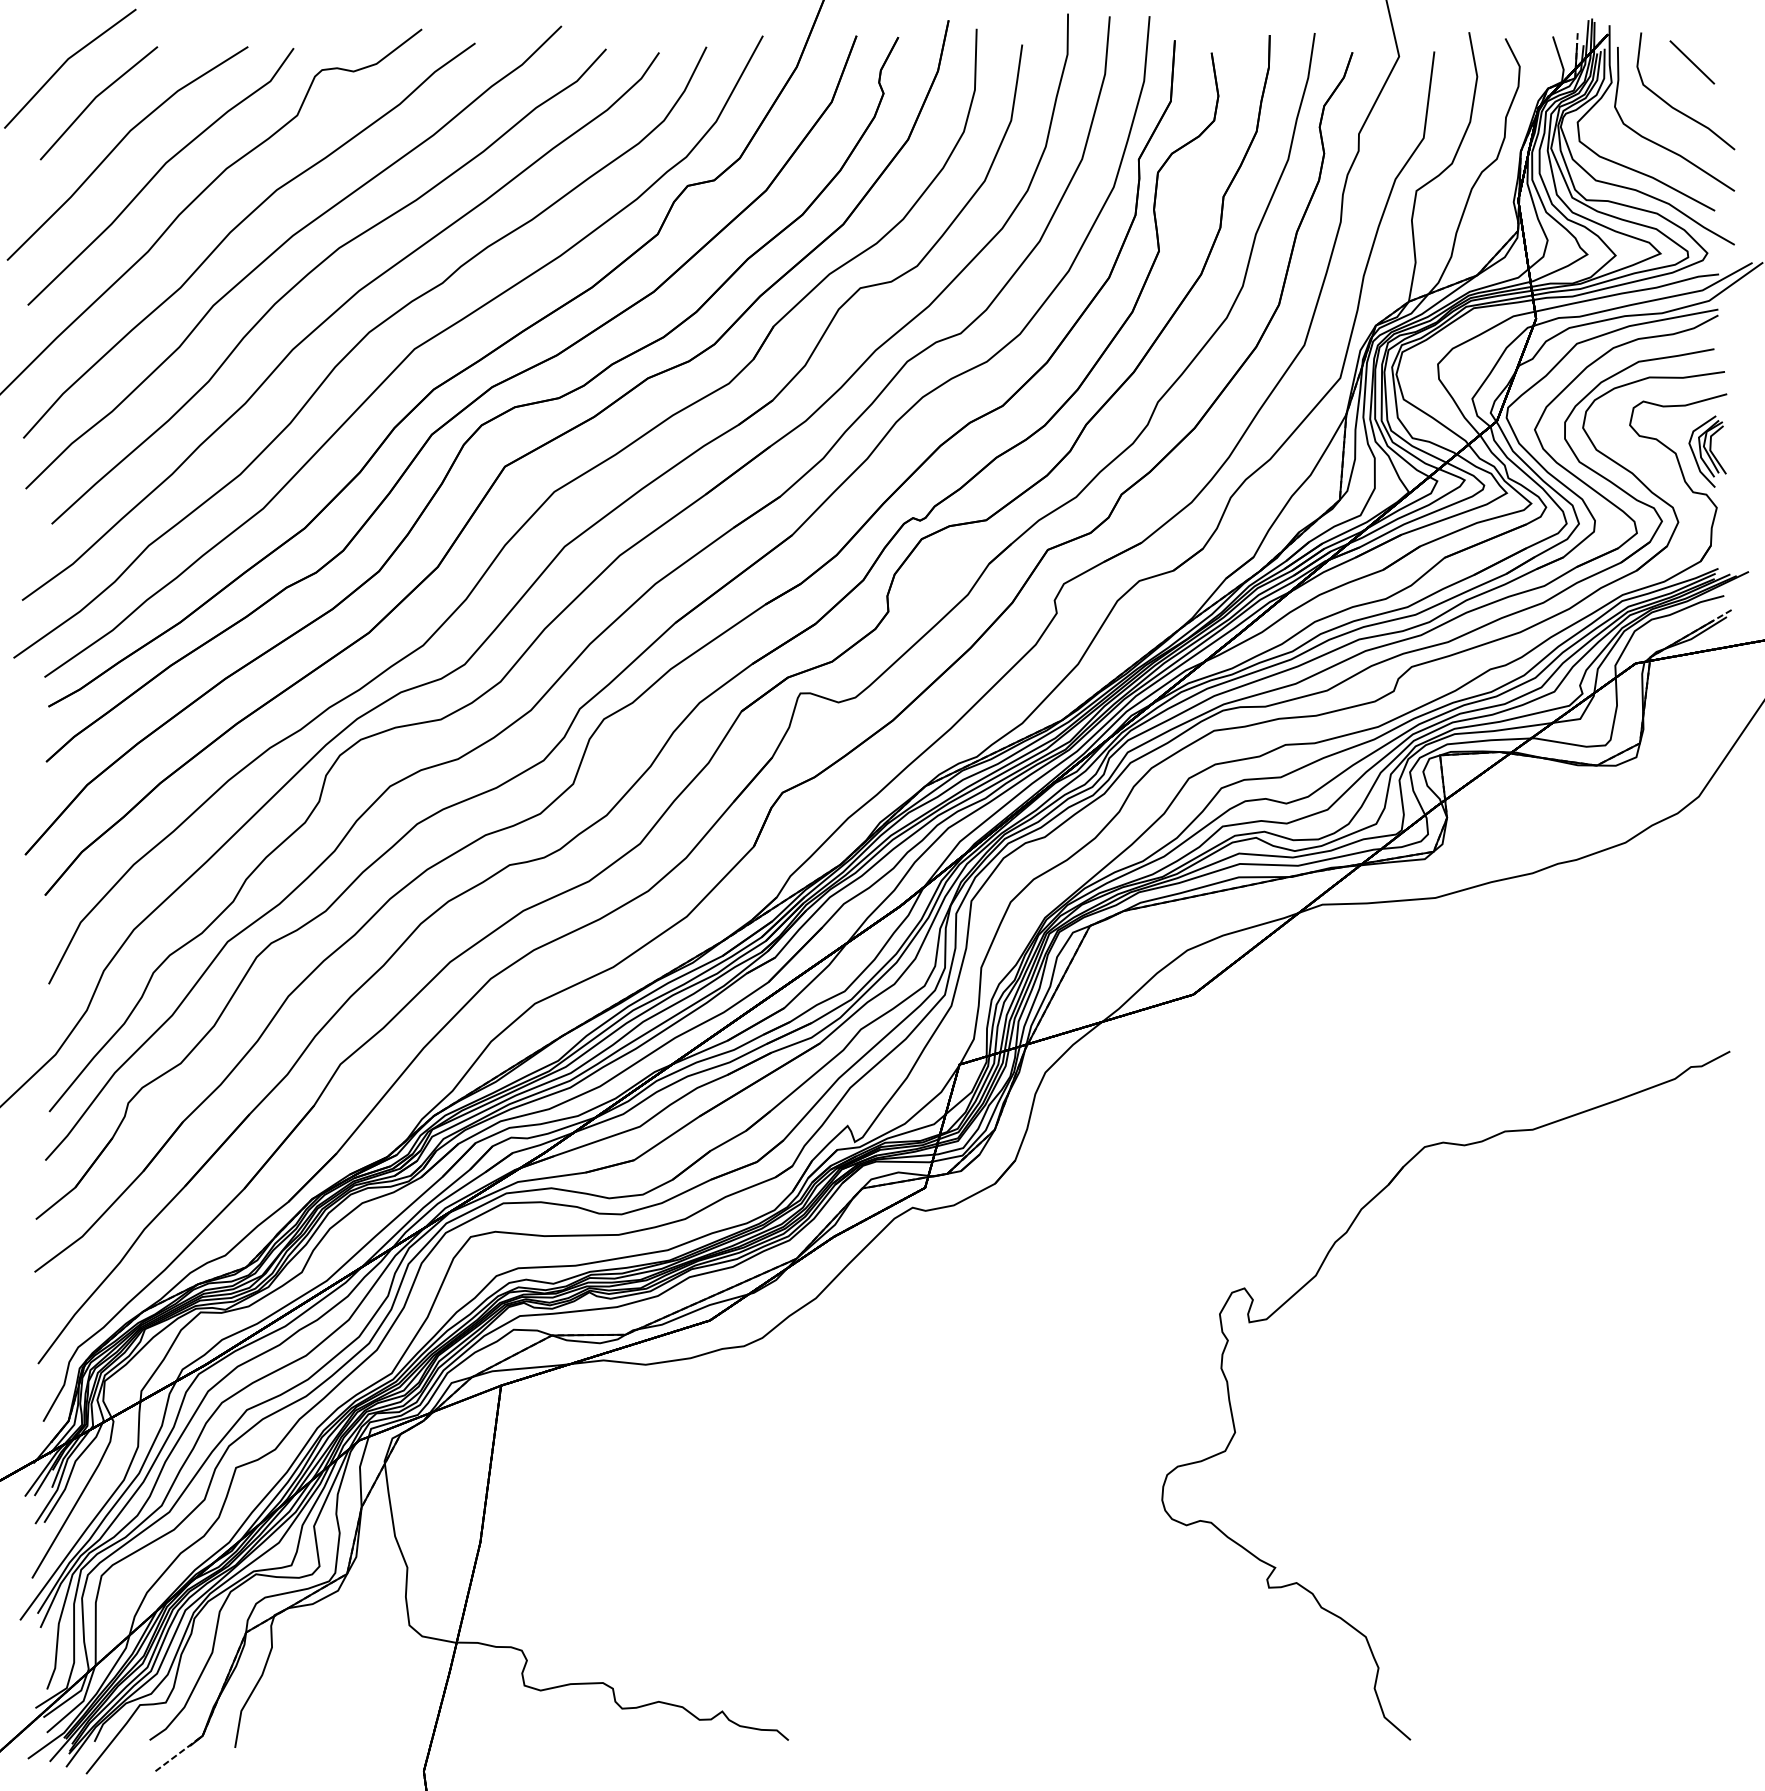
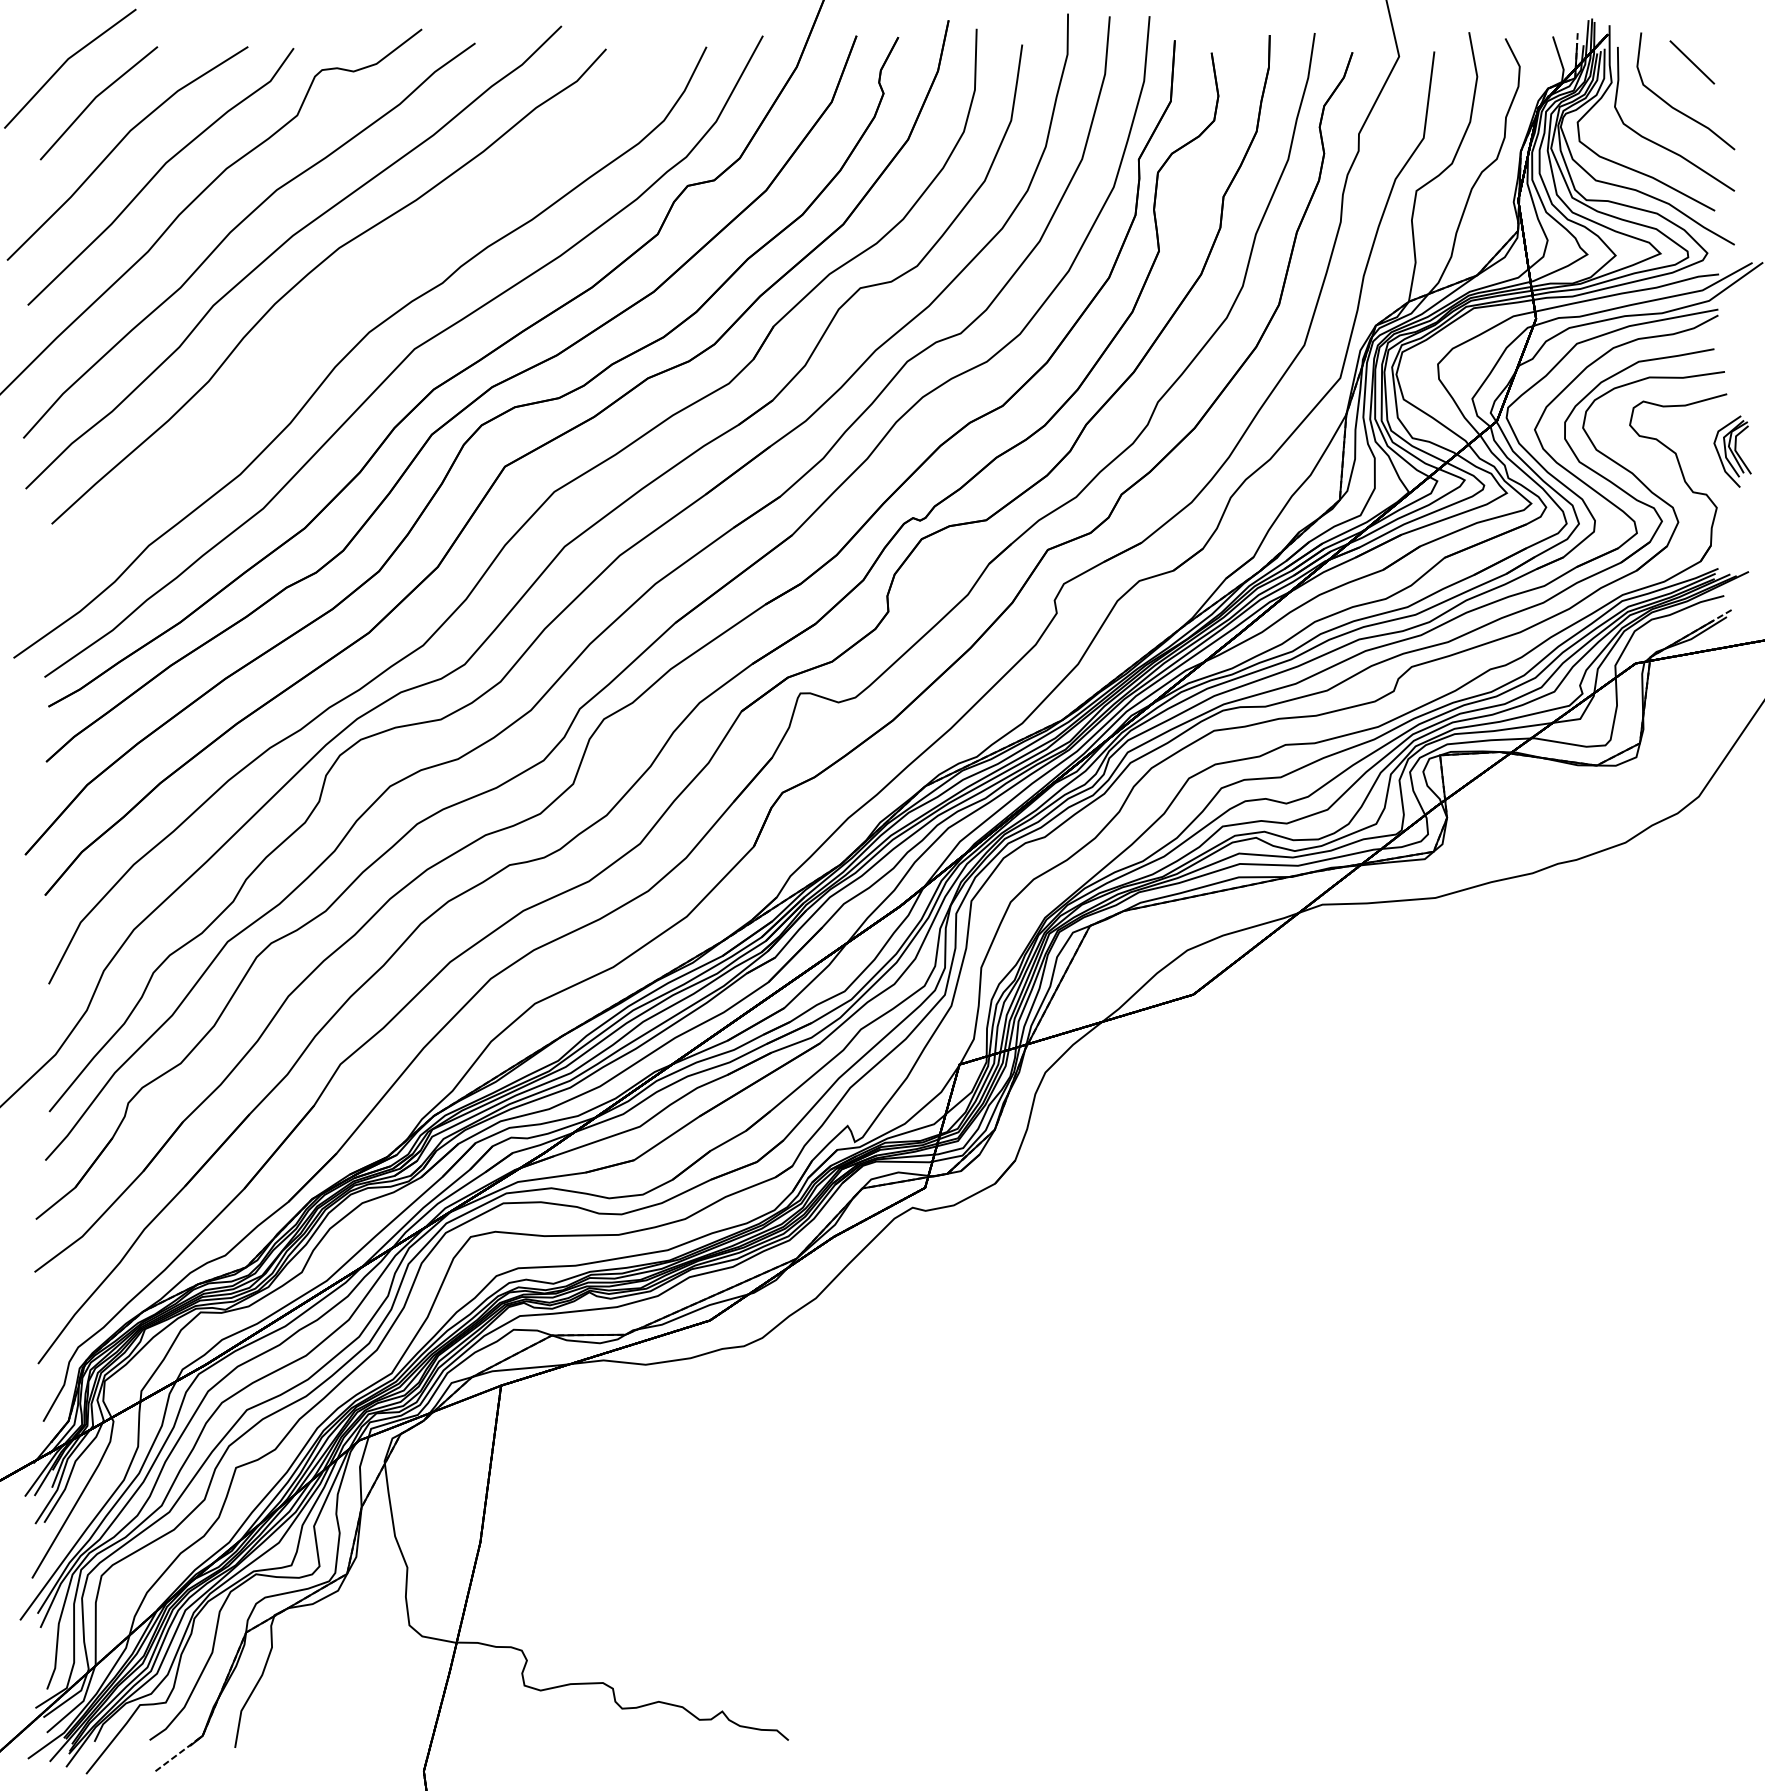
curve: present -> none (331, 316)
part position: (1707, 451) -> (1732, 451) (1732, 451)
part: present -> none (1316, 1276)
